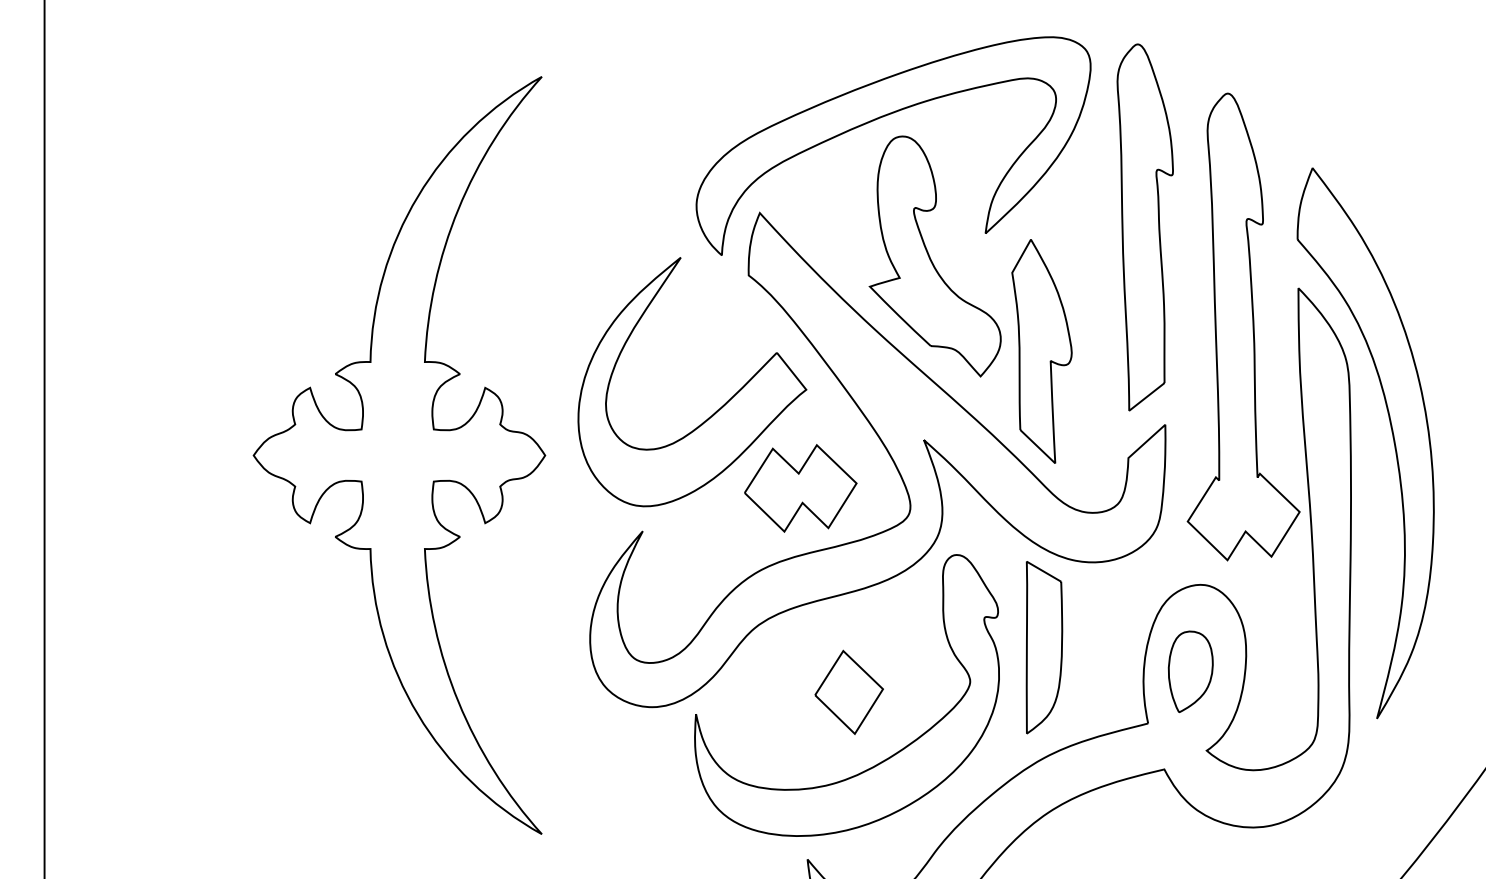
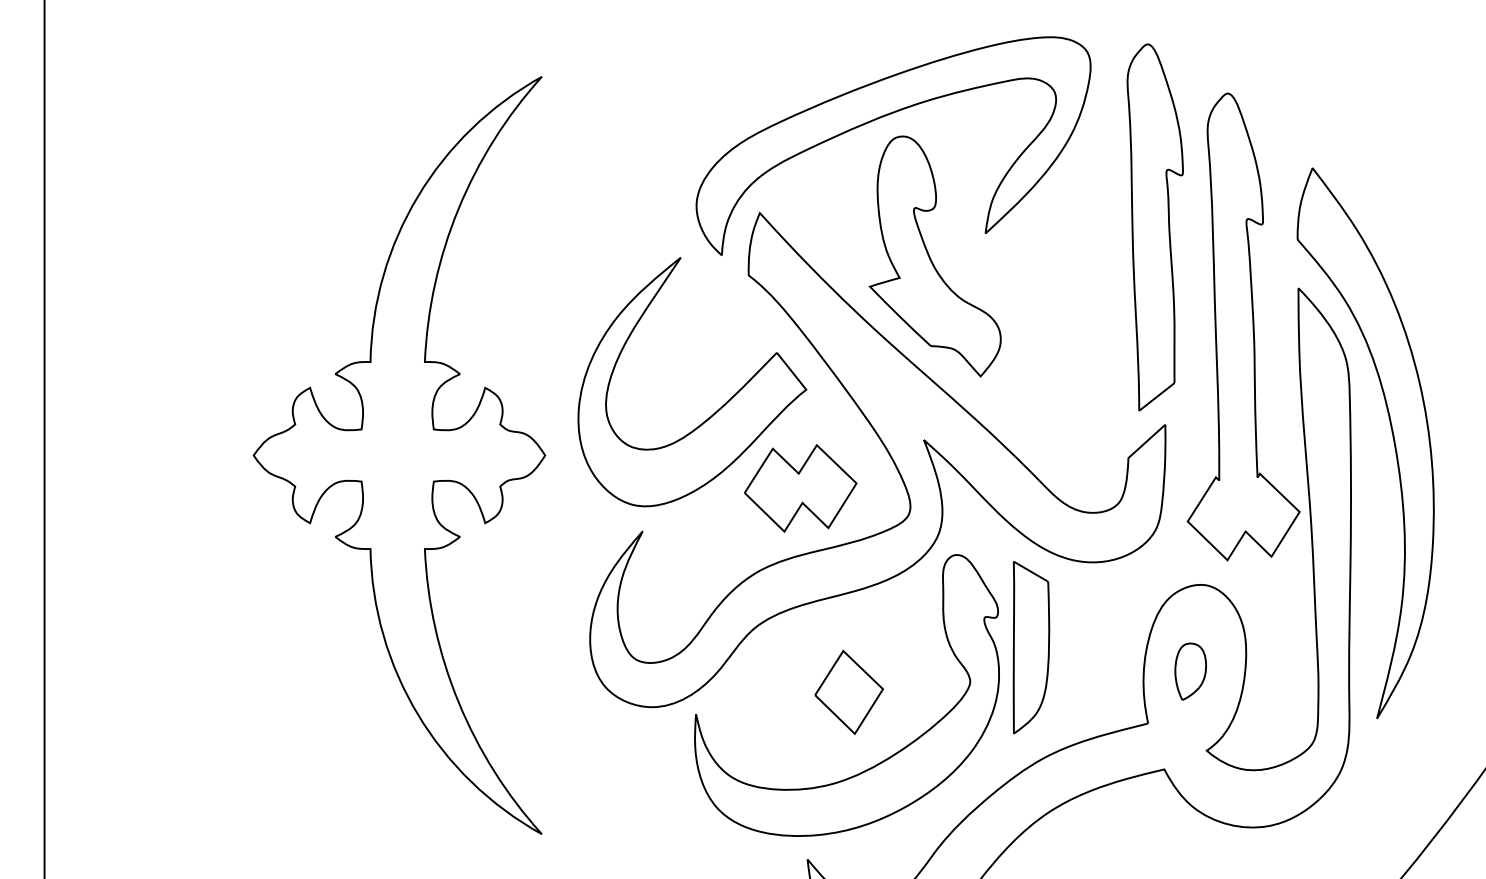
part position: (1144, 227) -> (1154, 227) (1154, 227)
part: present -> none (1041, 351)
part position: (1044, 647) -> (1031, 647) (1031, 647)
part size: 47x83 px -> 33x59 px (1190, 671)
